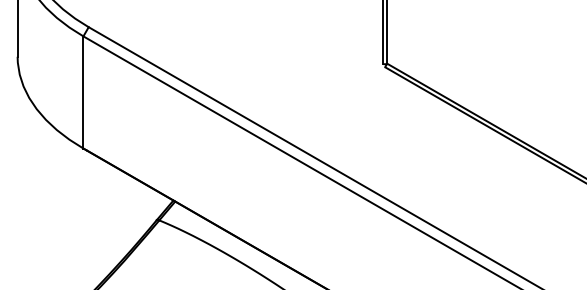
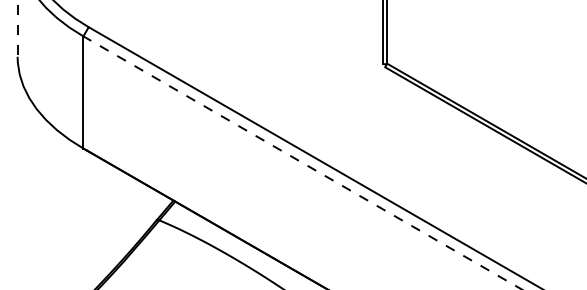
line: solid -> dashed (17, 29)
line: solid -> dashed (302, 162)
